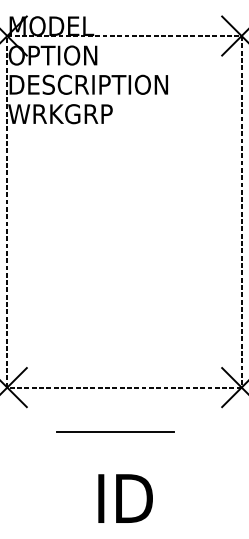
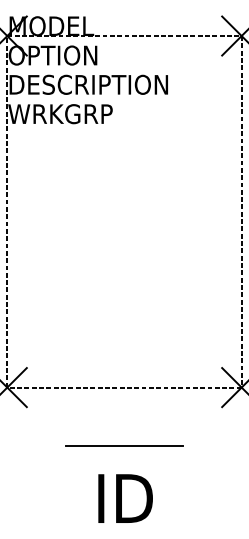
line position: (115, 431) -> (124, 445) (124, 445)
